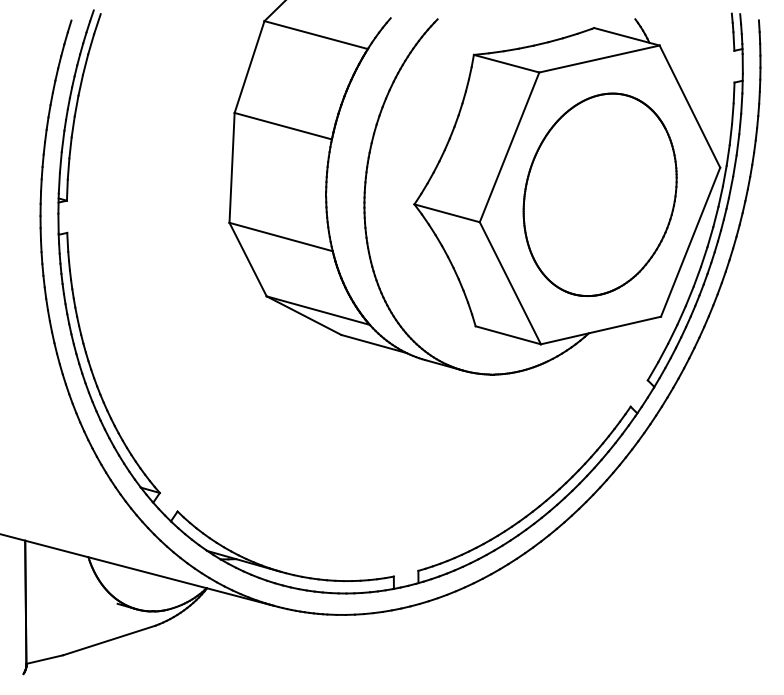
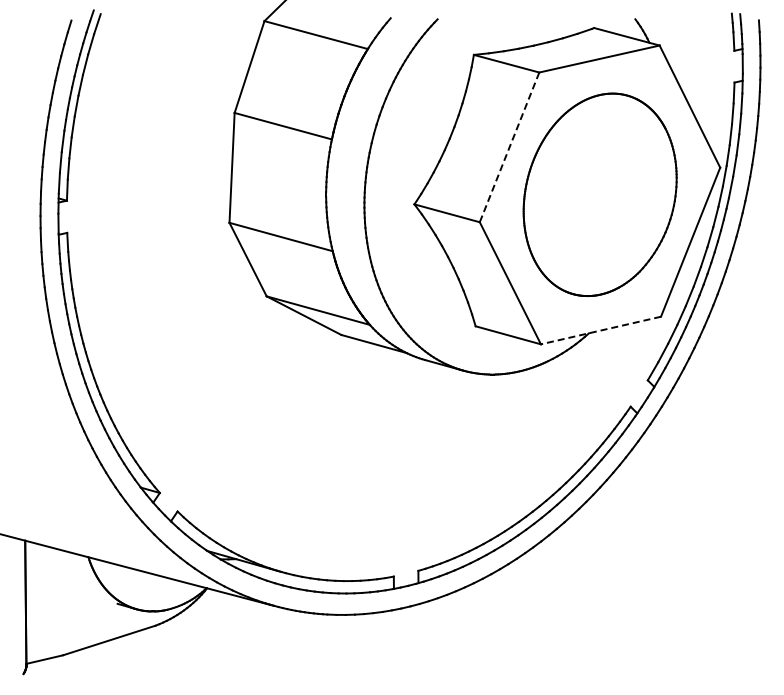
line: solid -> dashed (509, 147)
line: solid -> dashed (600, 330)
